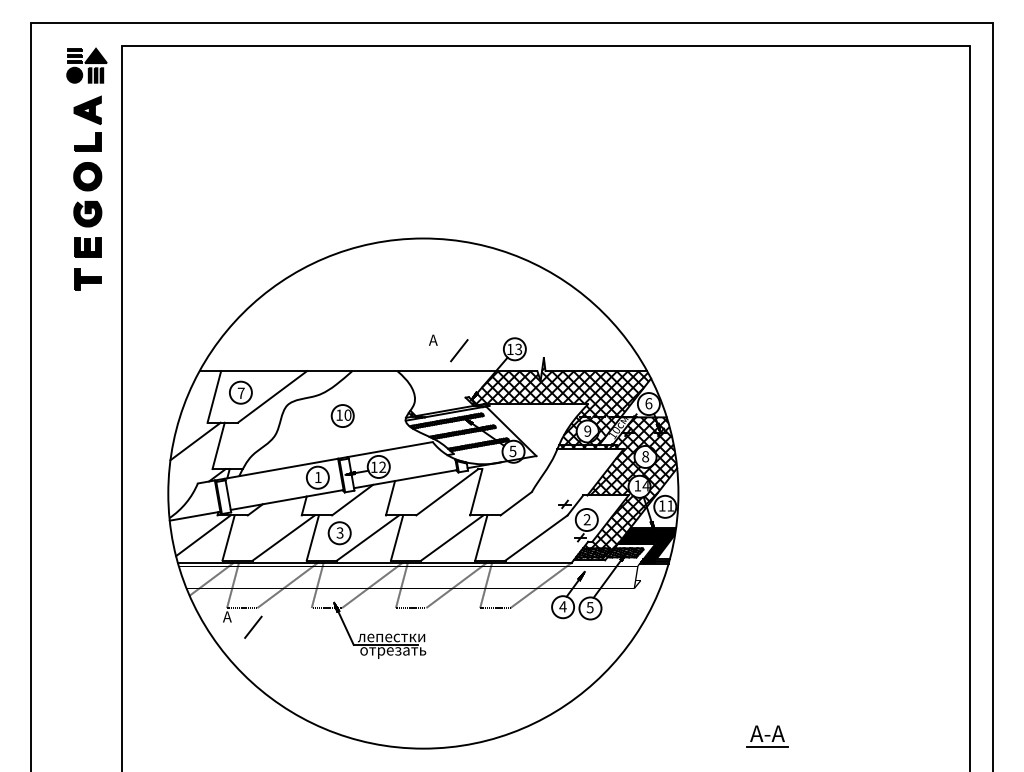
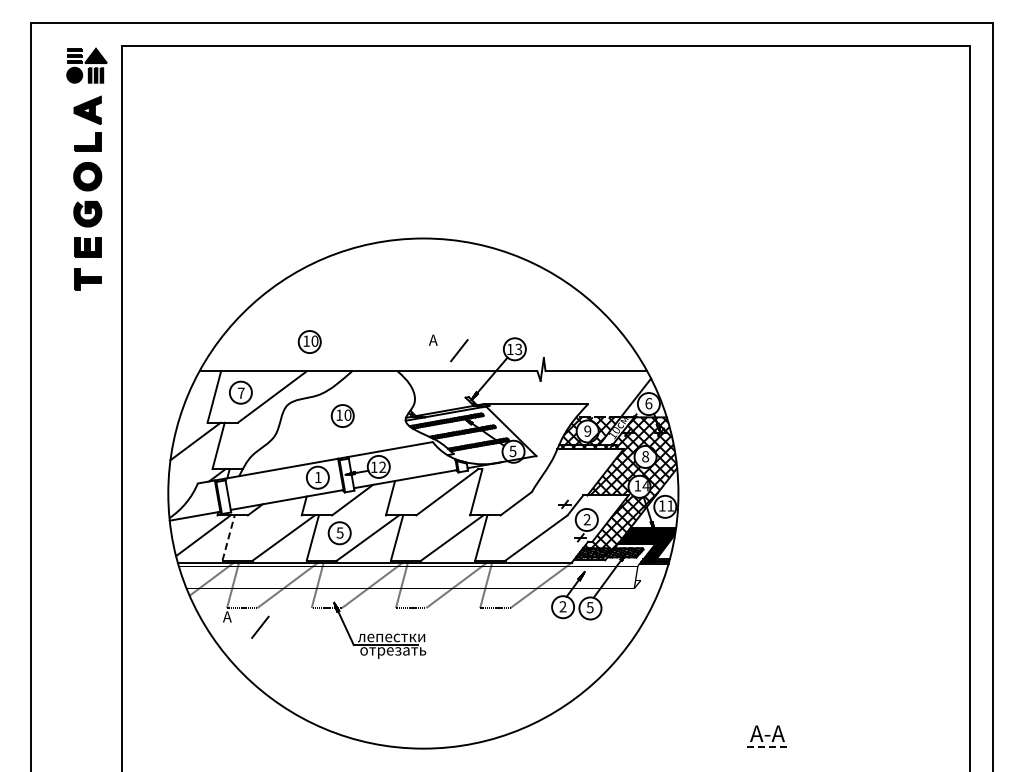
part: none -> present (309, 341)
hatch: present -> none (559, 387)
text: 3 -> 5 (340, 532)
line: solid -> dashed (228, 537)
text: 4 -> 2 (562, 606)
line position: (253, 626) -> (260, 626) (260, 626)
line: solid -> dashed (767, 747)
